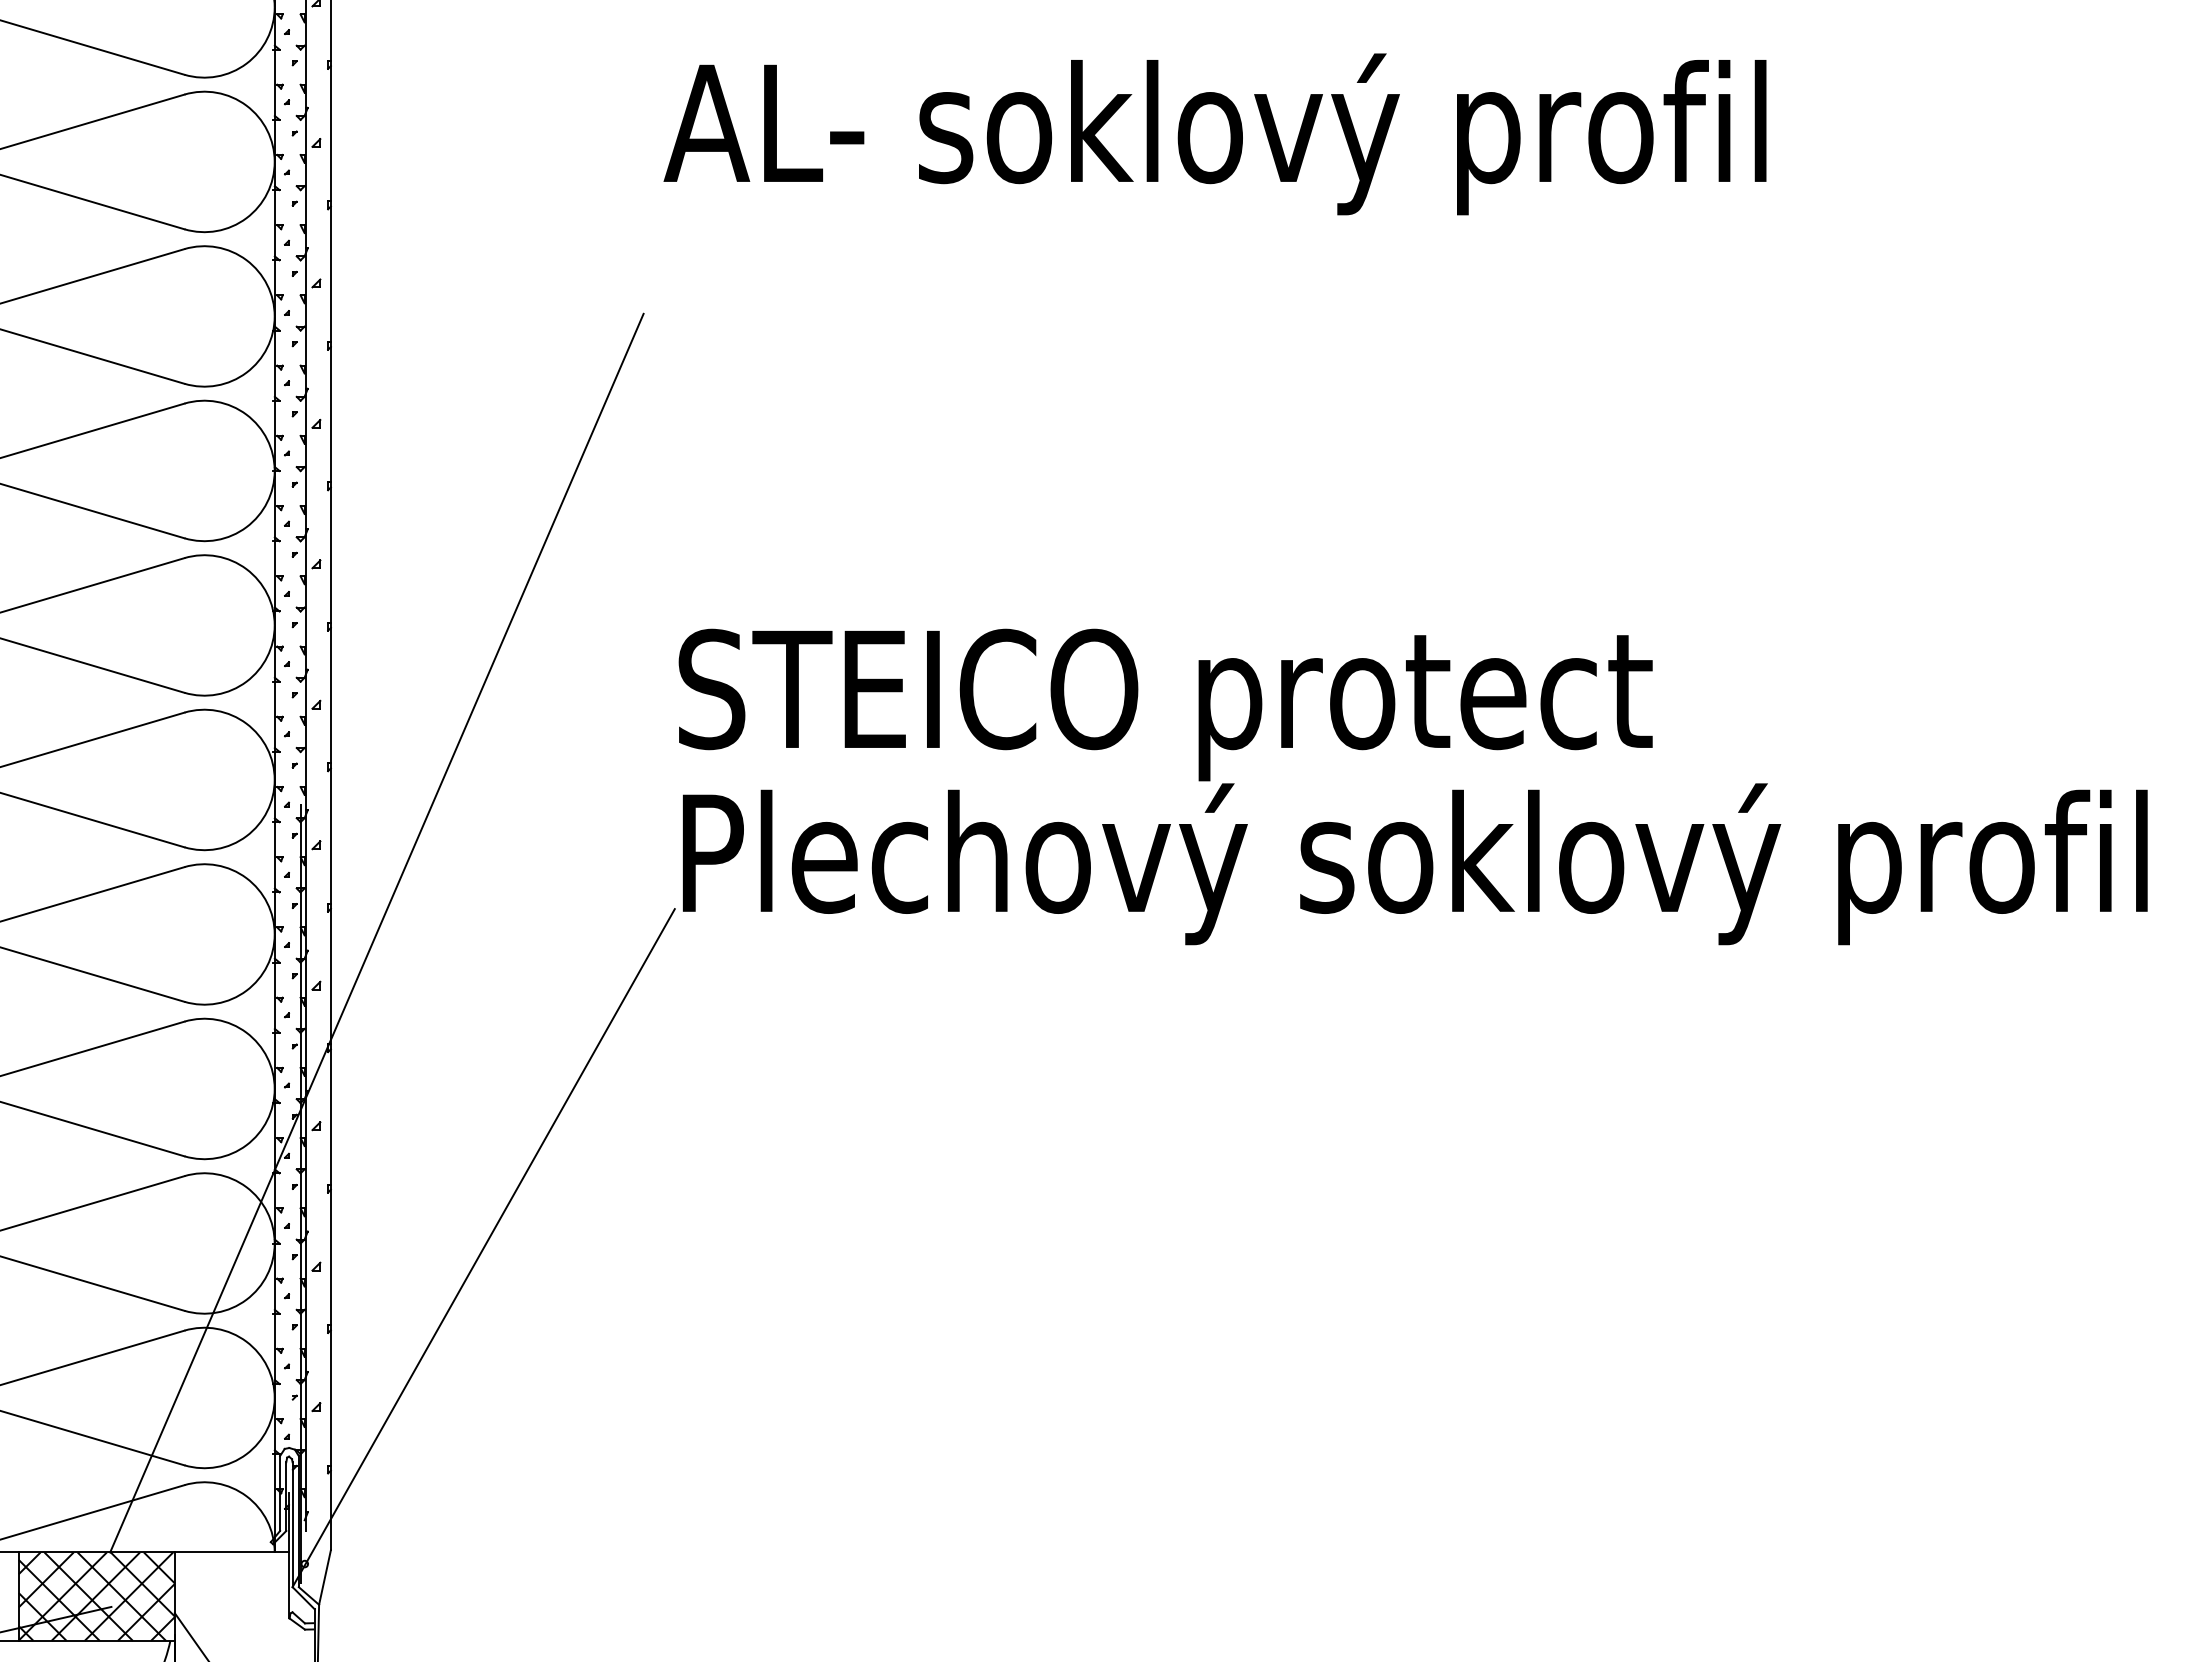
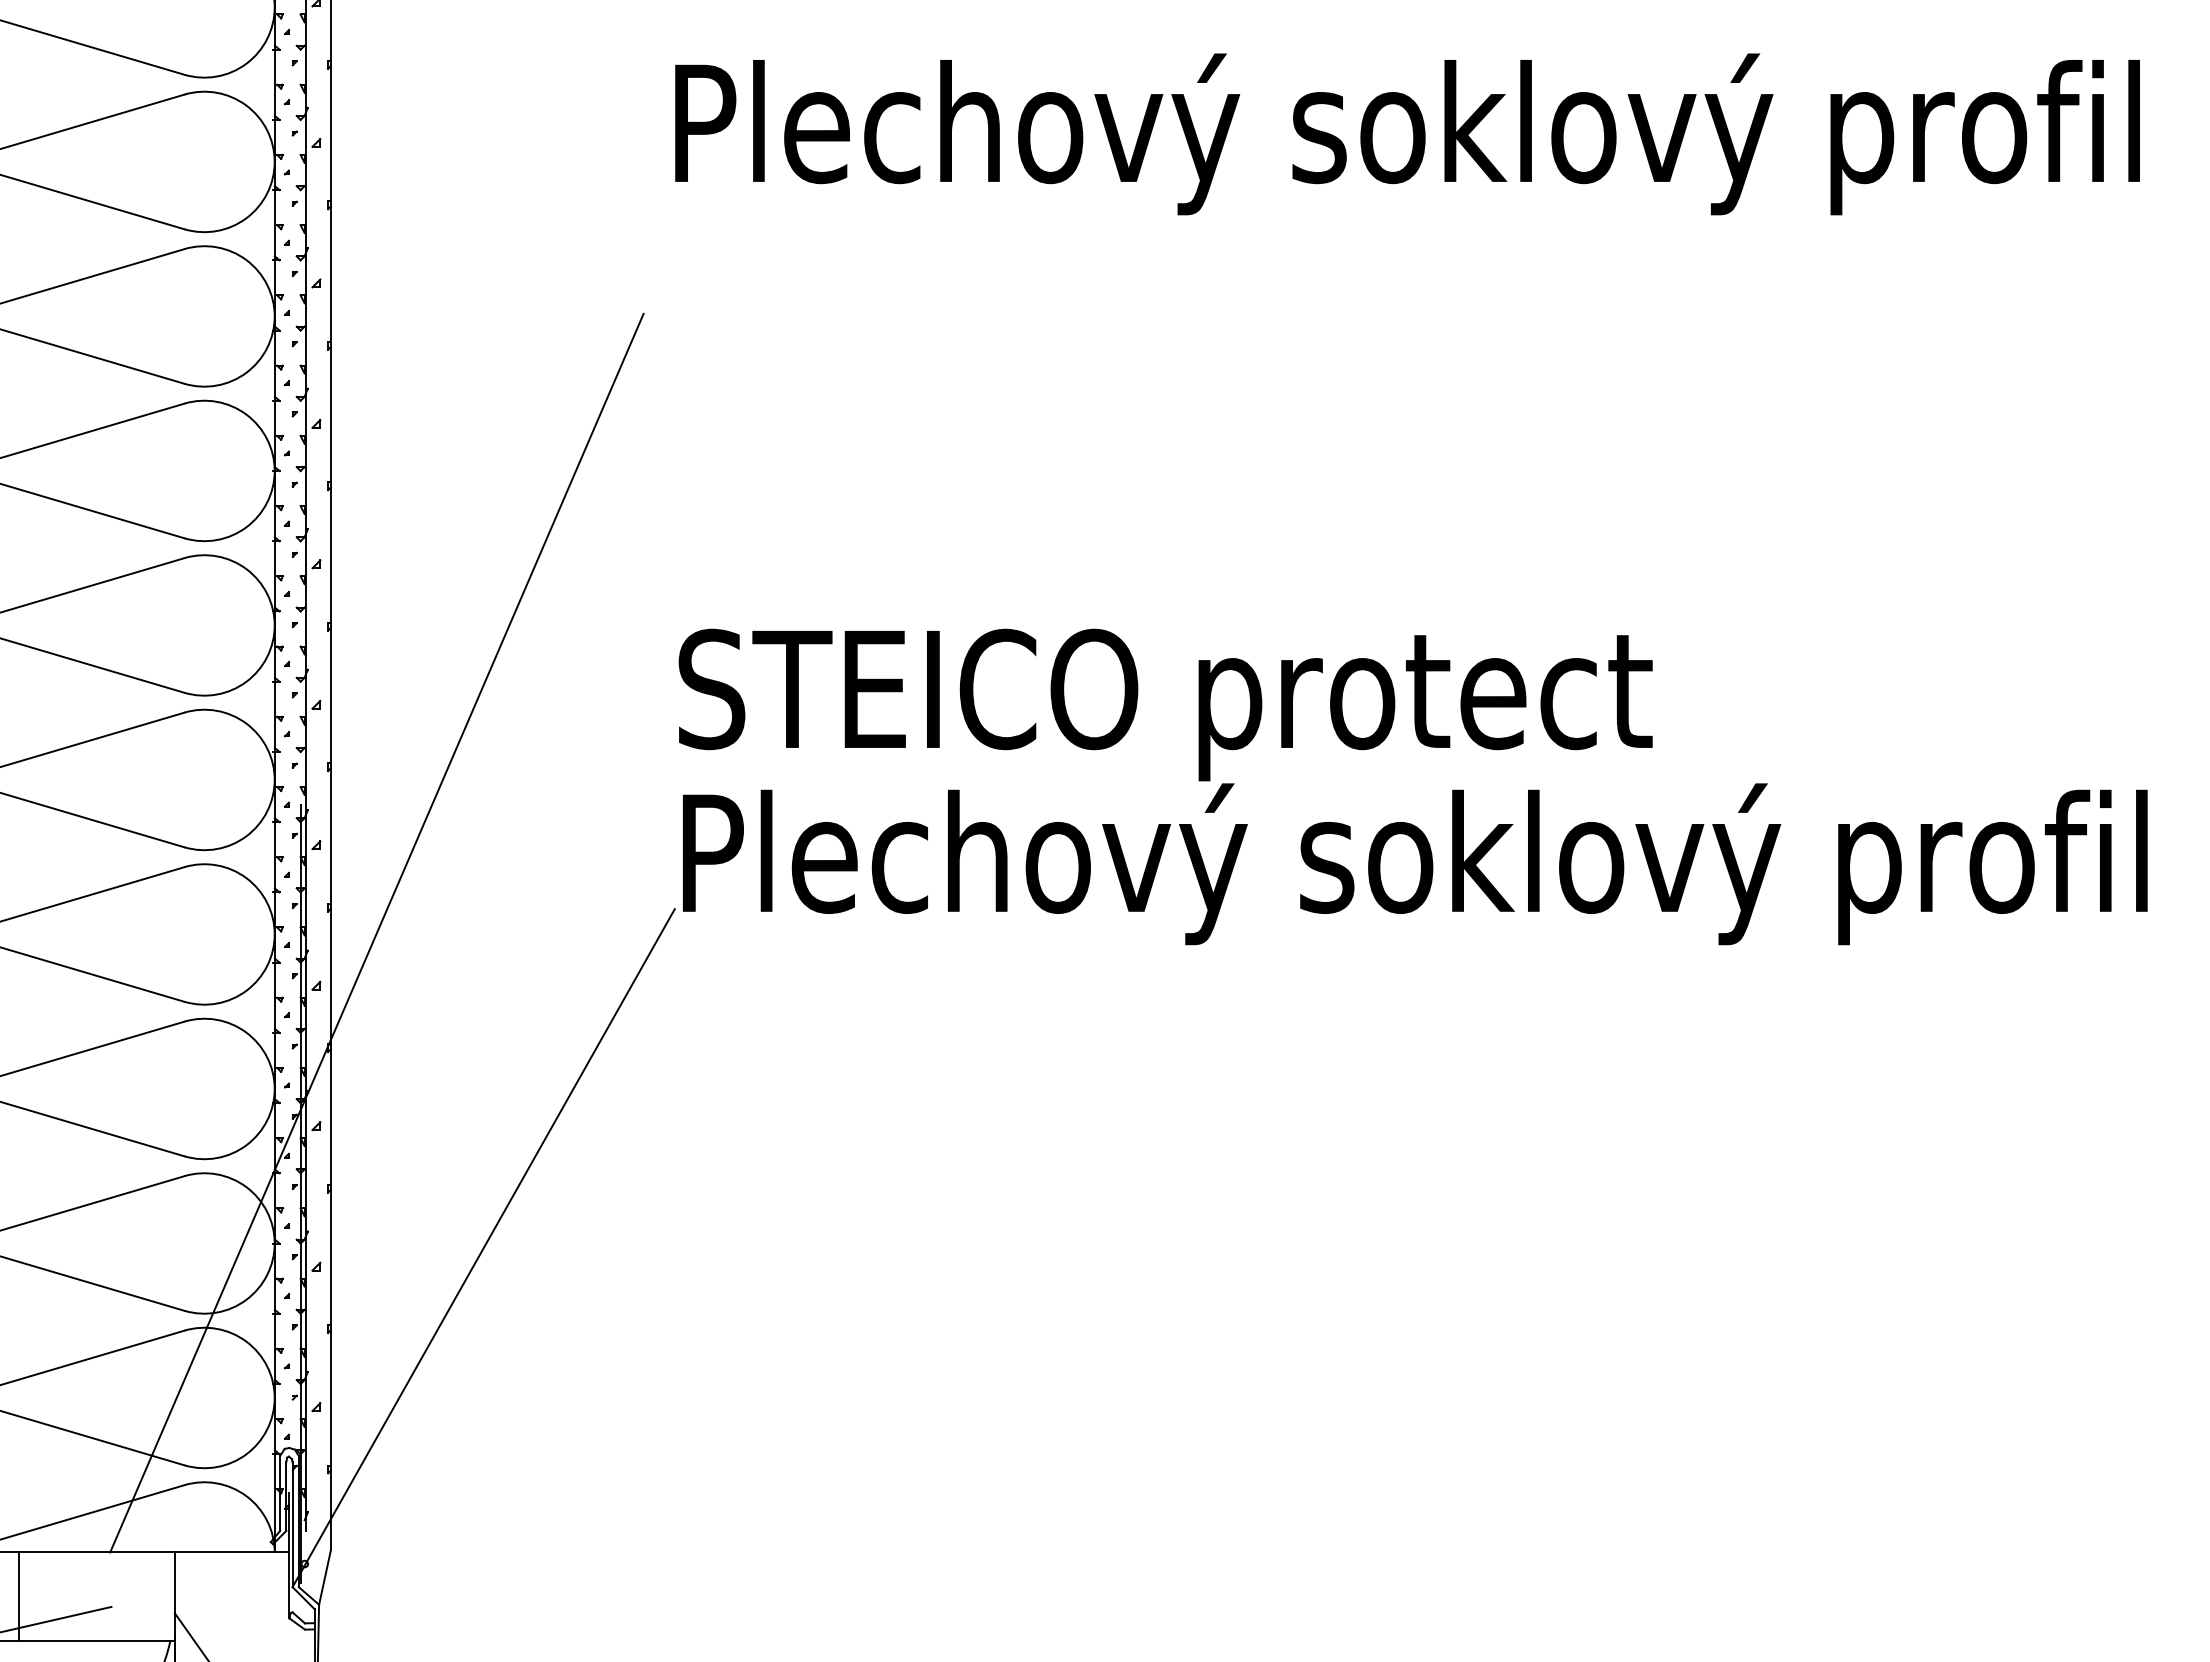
text: AL- soklový profil -> Plechový soklový profil (1401, 134)
hatch: present -> none (96, 1596)
